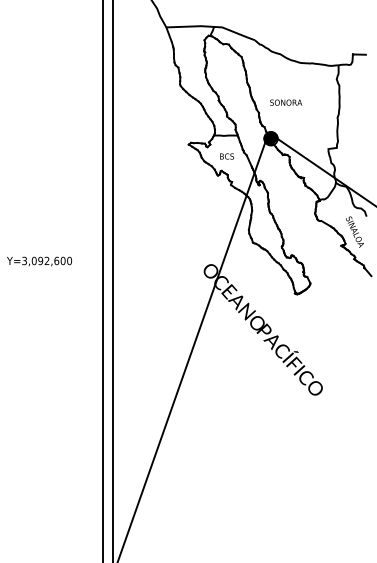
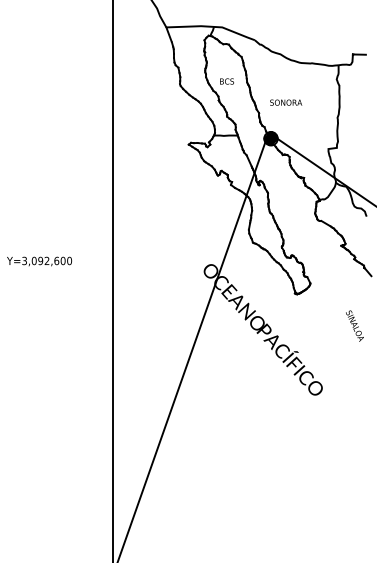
text position: (226, 156) -> (226, 81) (226, 81)
text position: (354, 231) -> (354, 325) (354, 325)
line: present -> none (103, 280)
